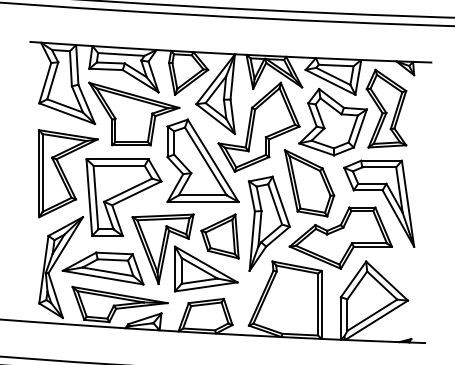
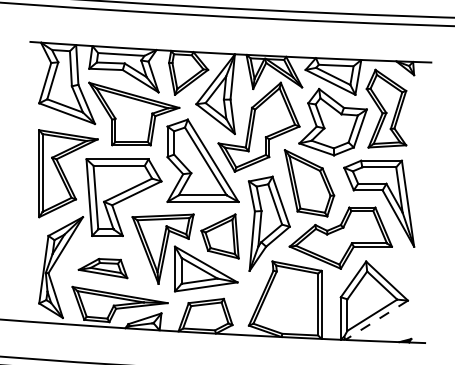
part size: 84x35 px -> 52x23 px (102, 268)
line: solid -> dashed (376, 320)
